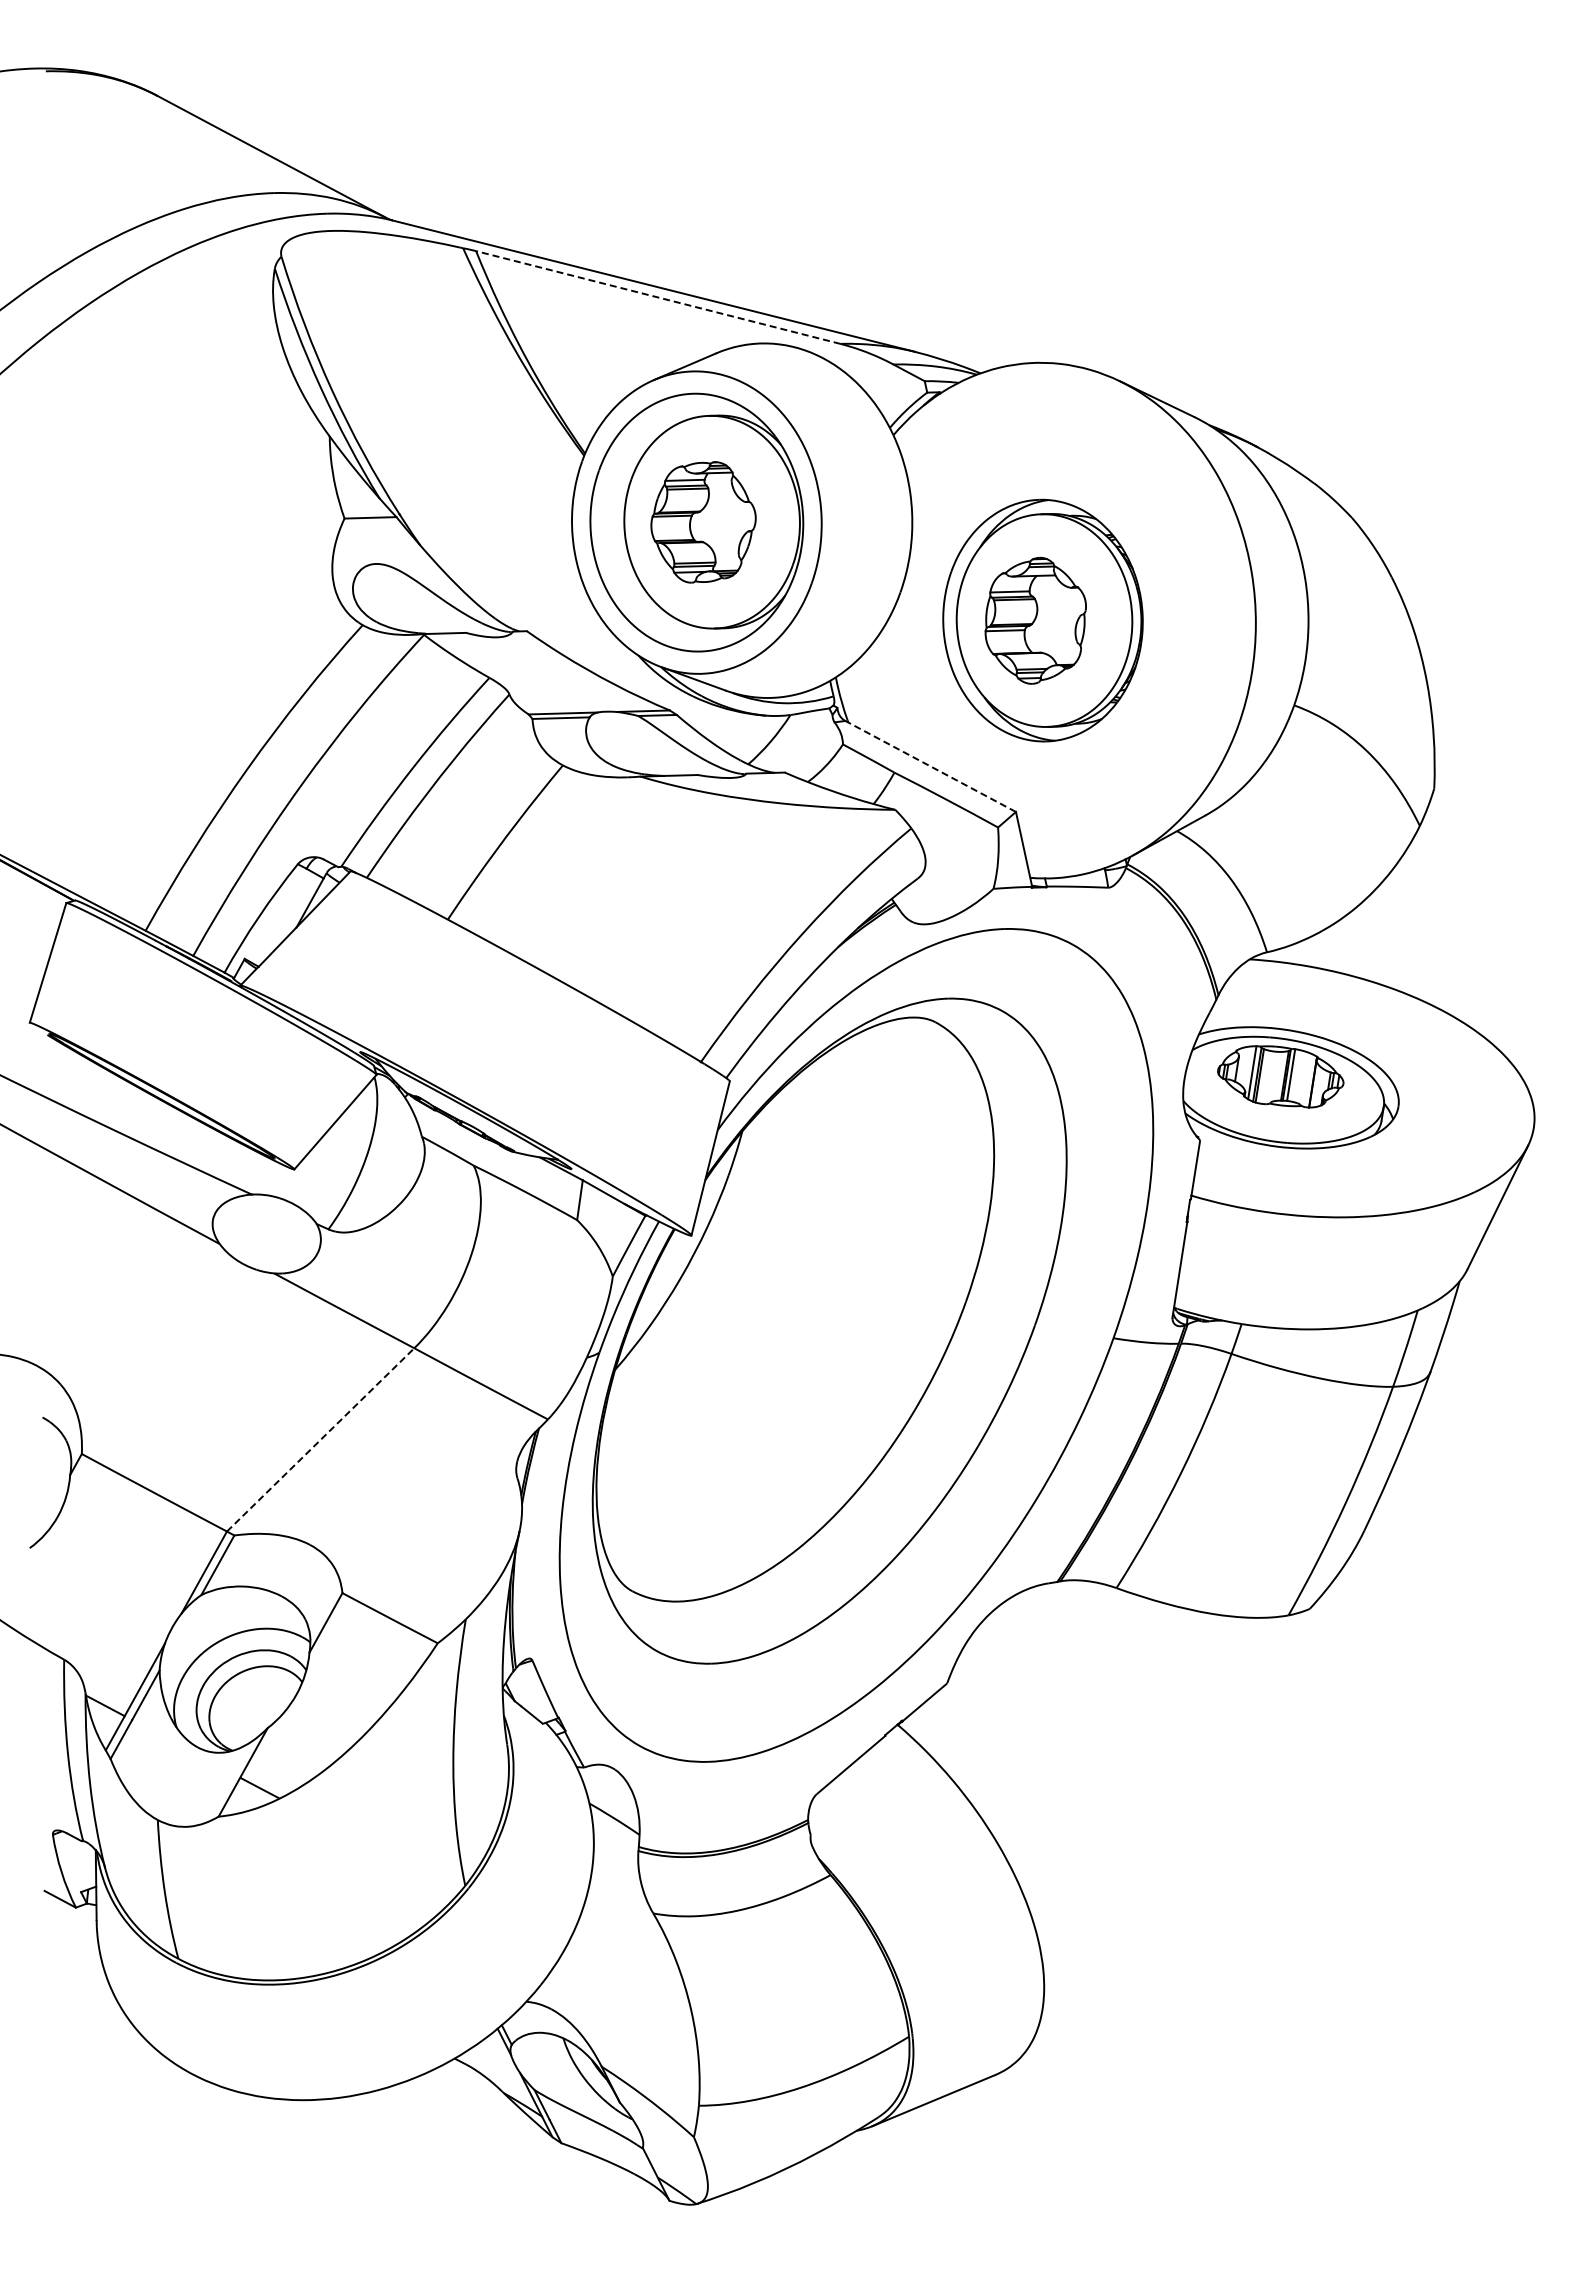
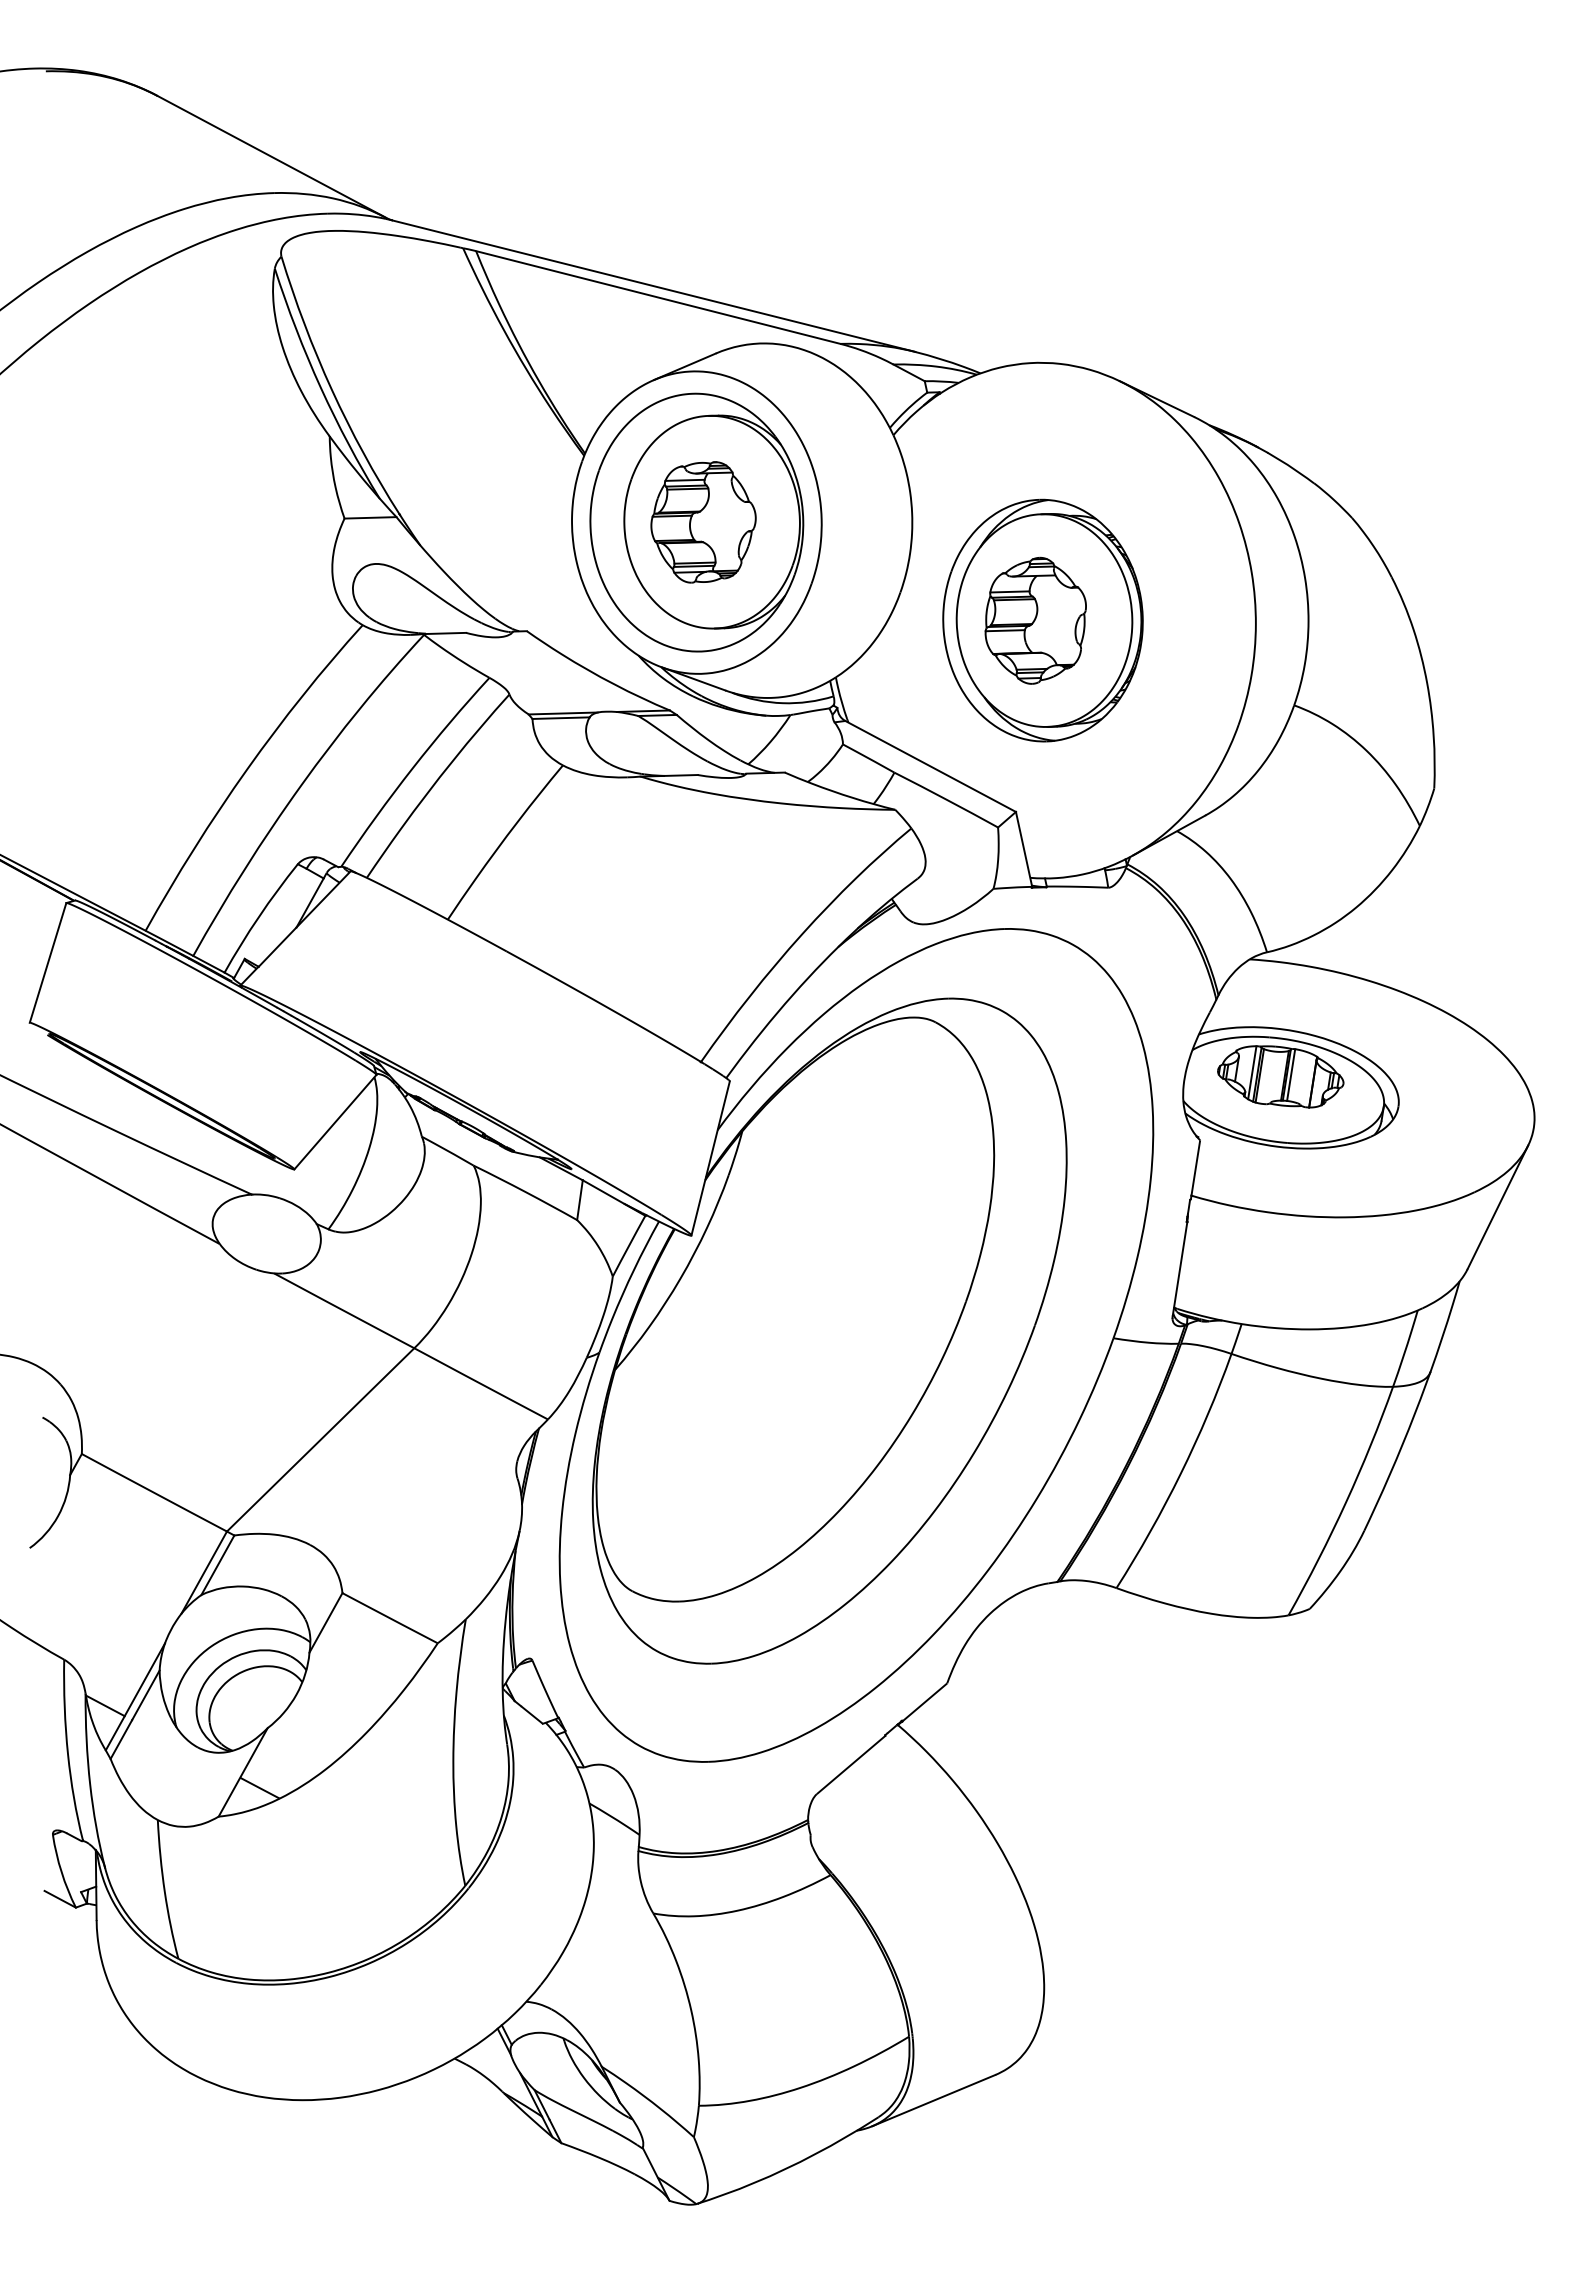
line: dashed -> solid (658, 297)
line: dashed -> solid (930, 766)
line: dashed -> solid (321, 1439)
